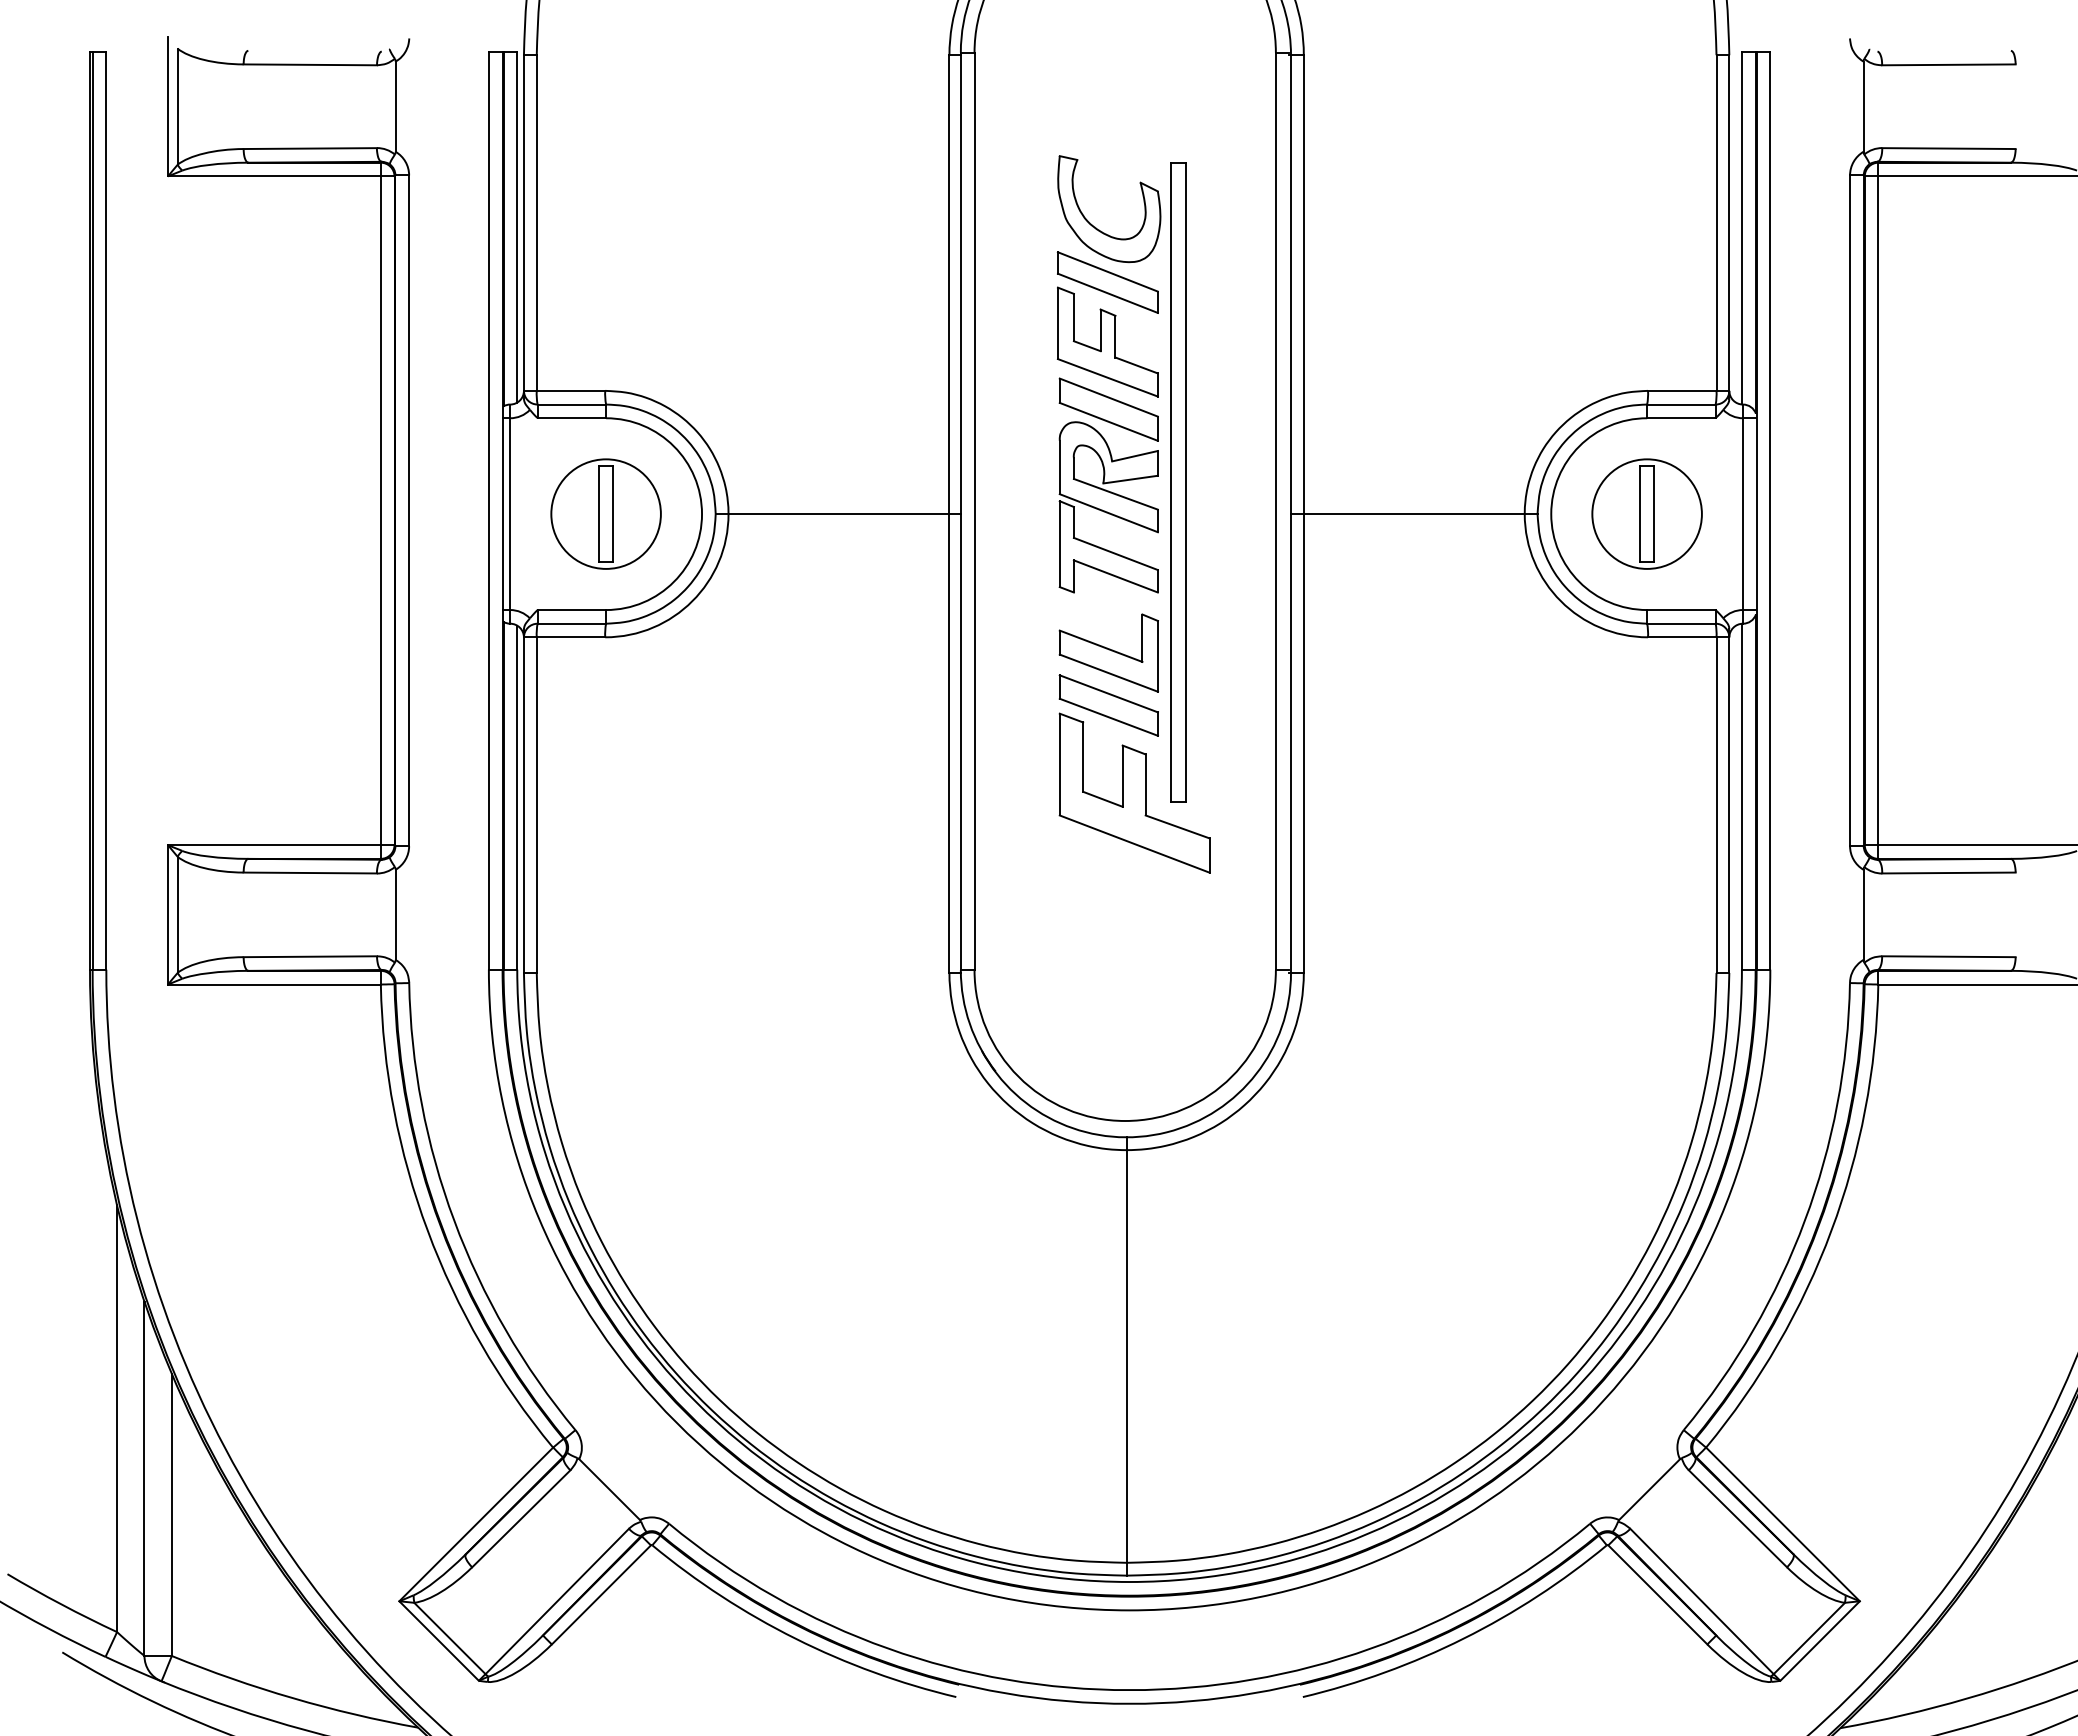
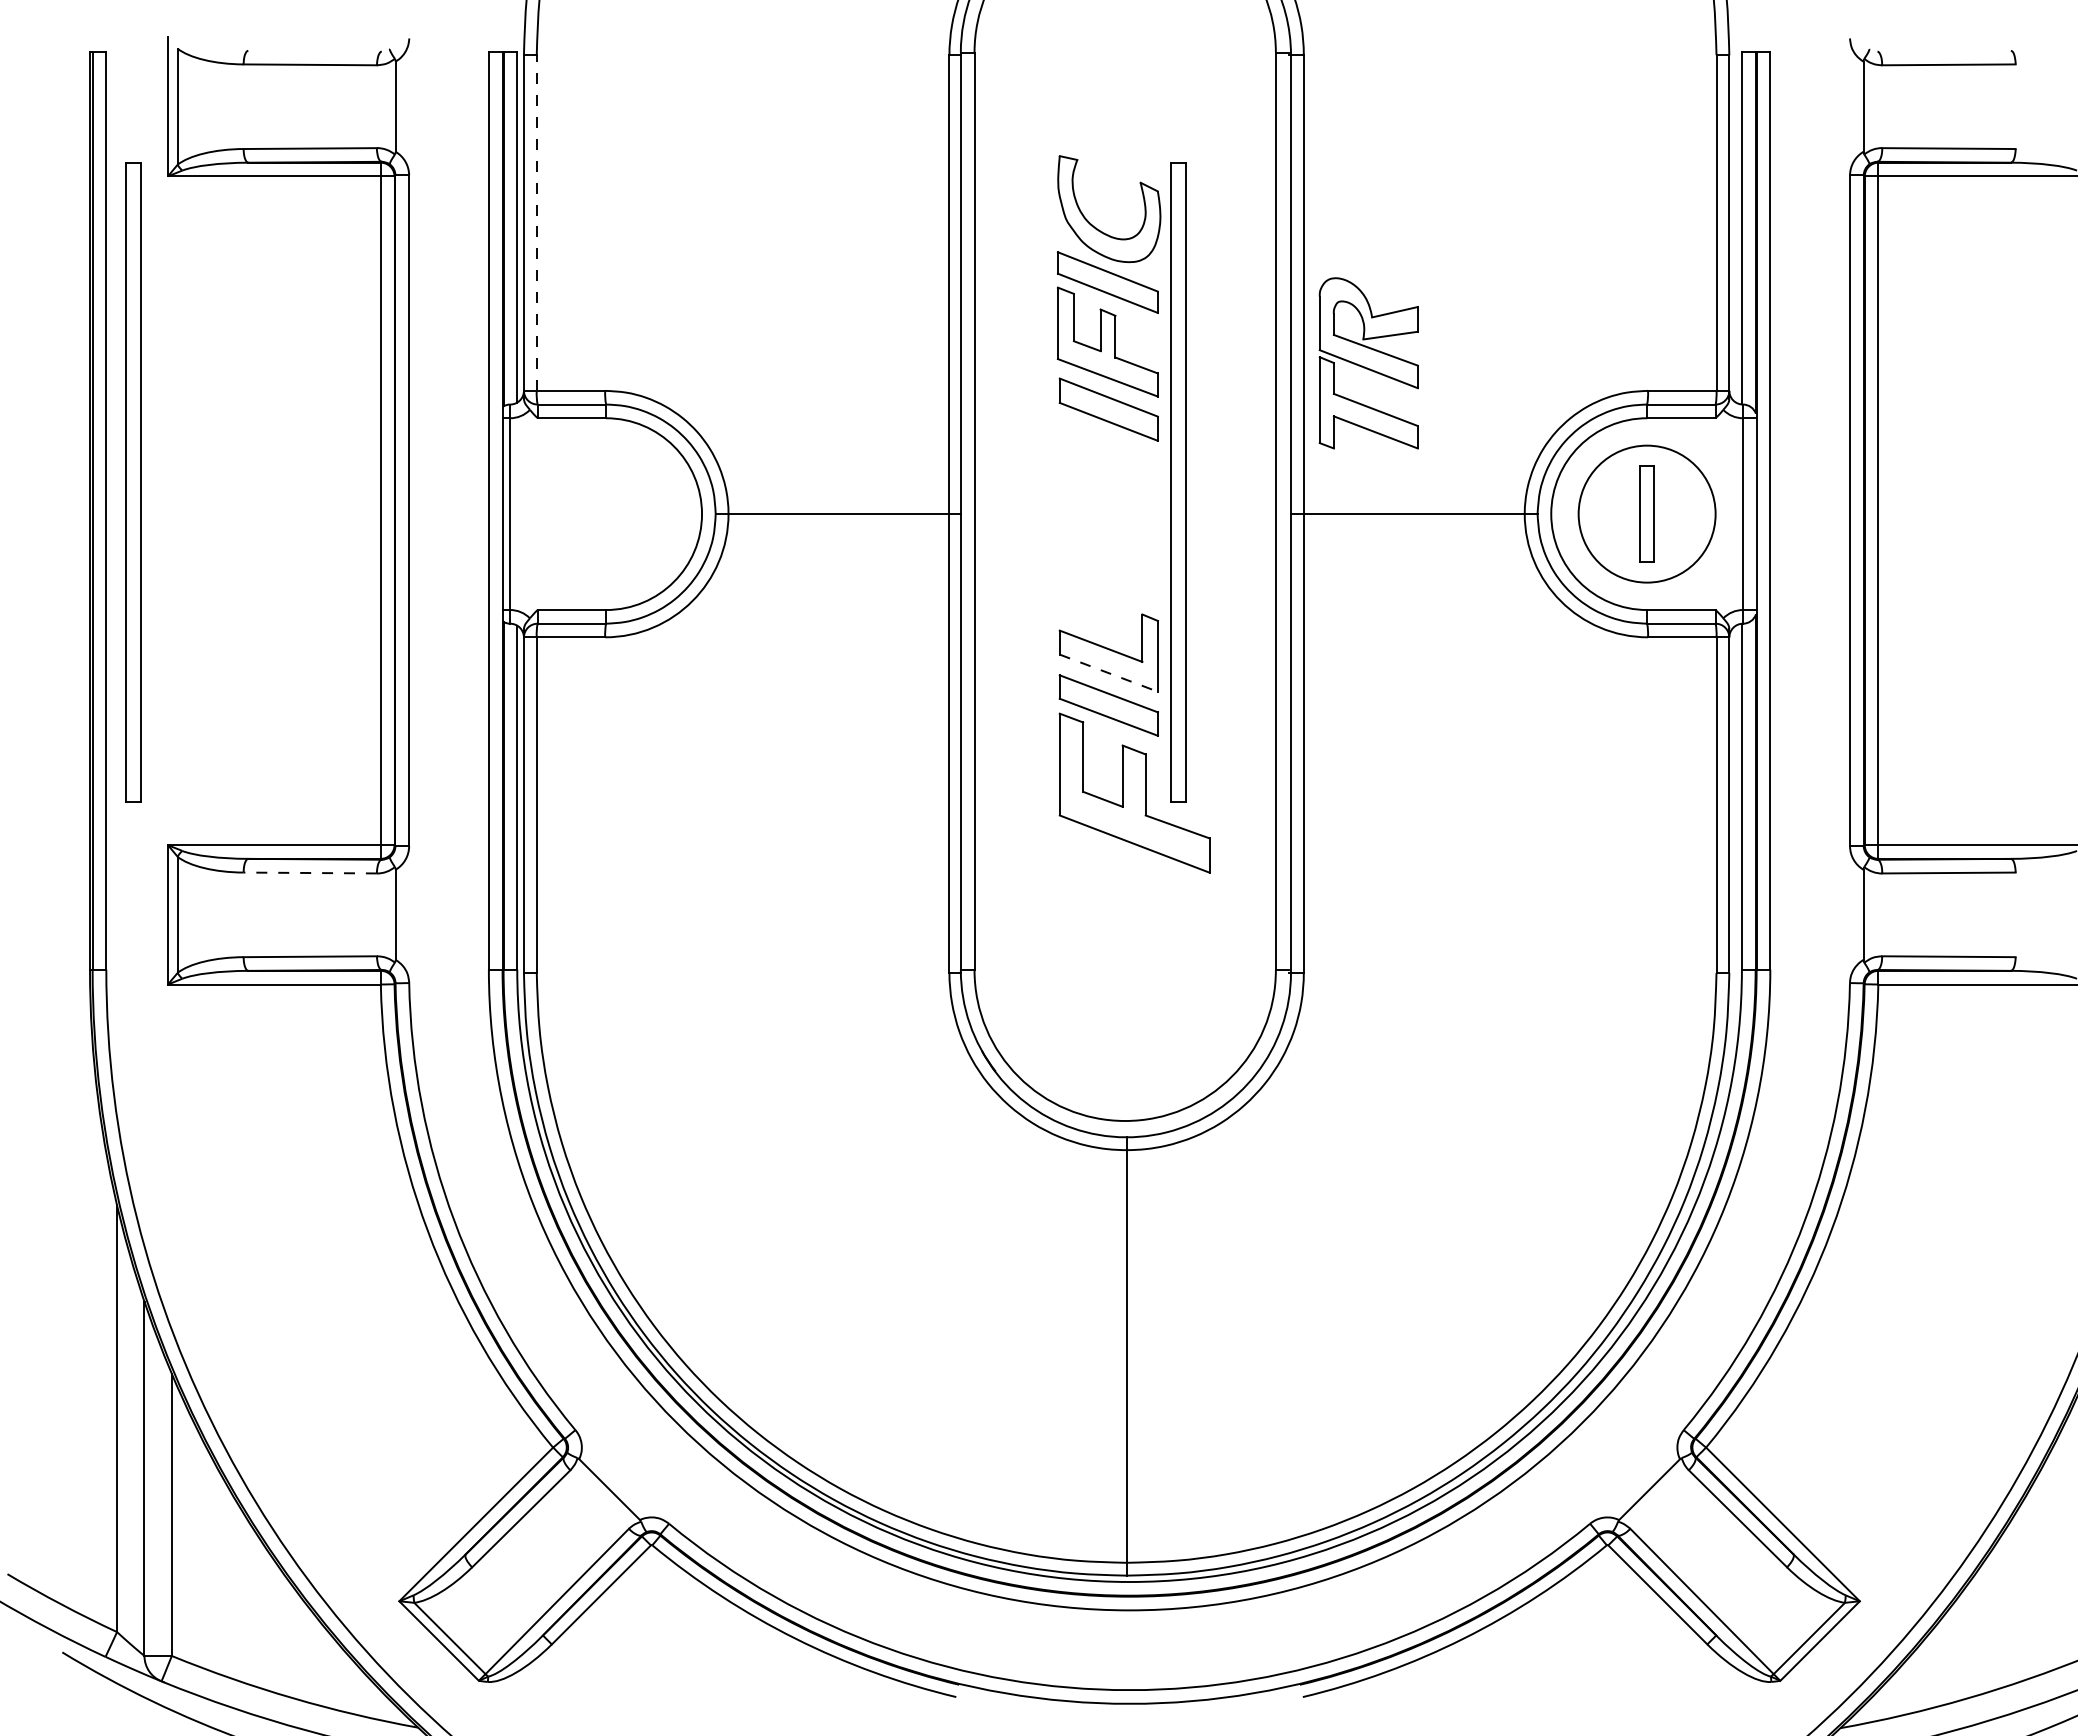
line: solid -> dashed (536, 223)
part: none -> present (133, 482)
part position: (1108, 507) -> (1368, 363) (1368, 363)
part: present -> none (605, 513)
circle diameter: 110 px -> 137 px (1646, 513)
line: solid -> dashed (1109, 673)
line: solid -> dashed (310, 873)
